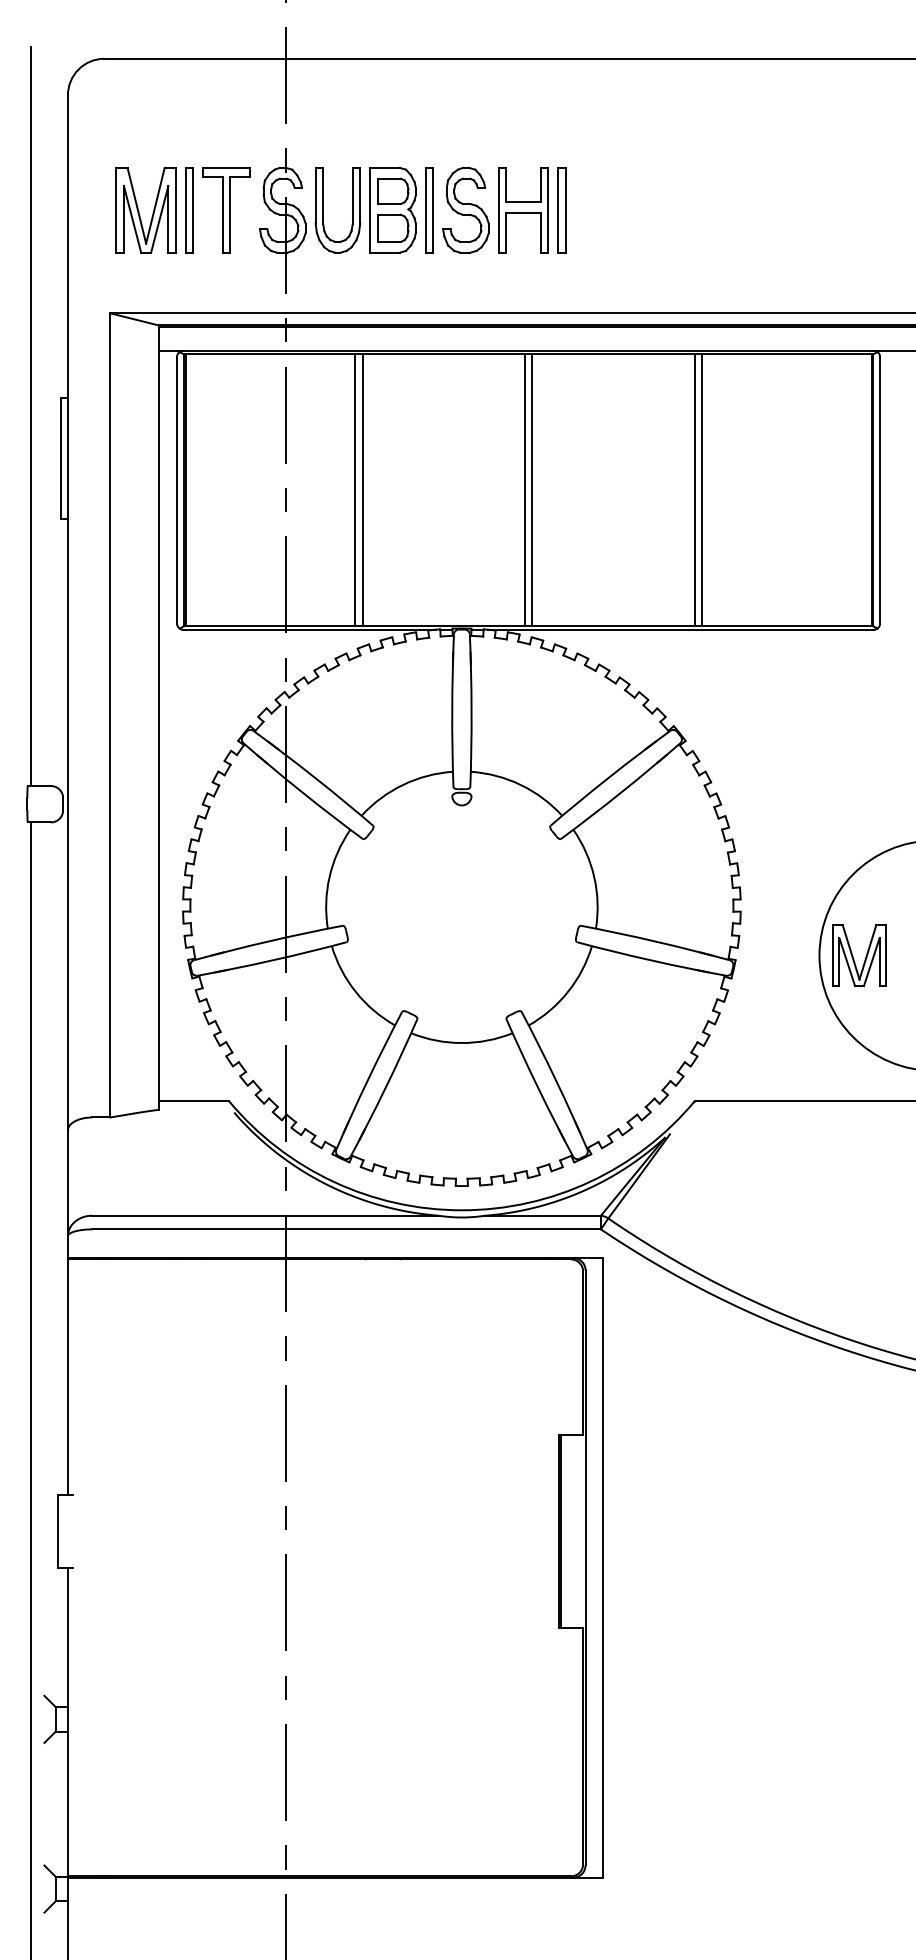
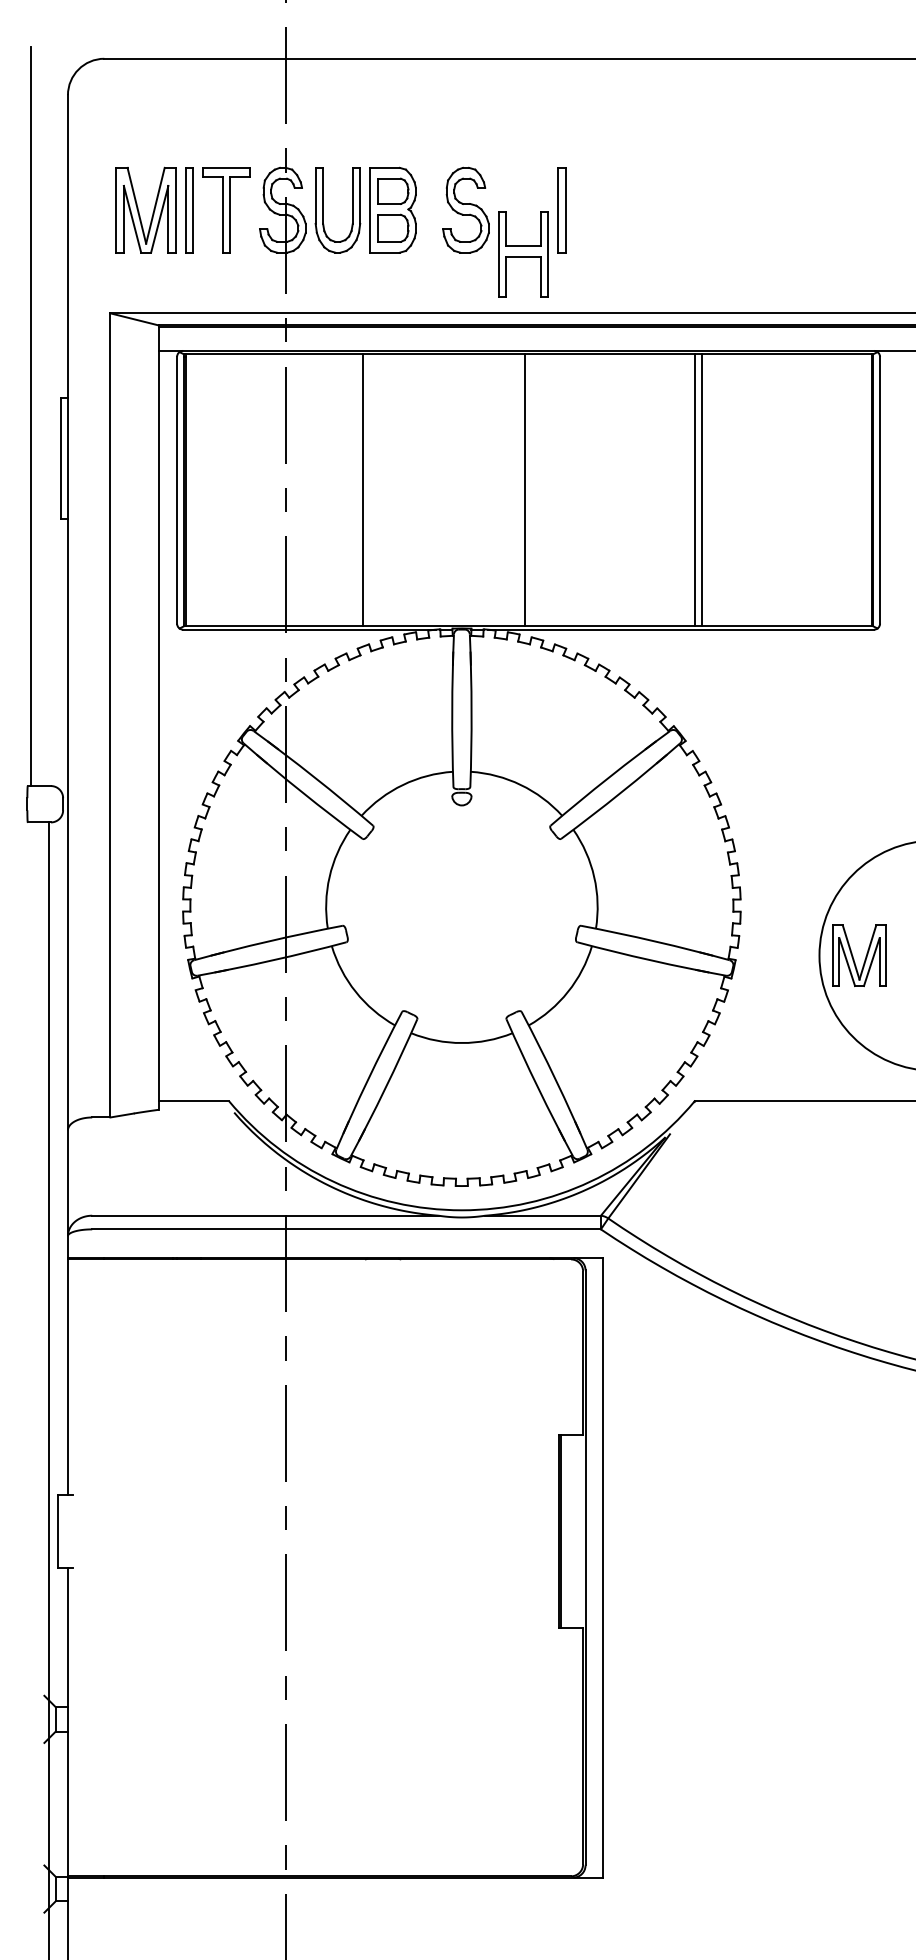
part: present -> none (429, 210)
part position: (523, 210) -> (523, 254) (523, 254)
line: present -> none (355, 490)
line: present -> none (532, 490)
line position: (31, 1389) -> (49, 1389) (49, 1389)
